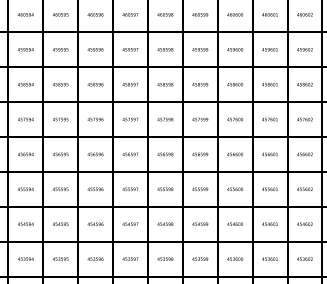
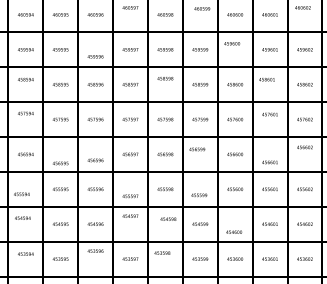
text position: (130, 14) -> (130, 7) (130, 7)
text position: (200, 14) -> (202, 8) (202, 8)
text position: (304, 14) -> (302, 7) (302, 7)
text position: (95, 49) -> (95, 56) (95, 56)
text position: (235, 49) -> (232, 43) (232, 43)
text position: (25, 84) -> (25, 79) (25, 79)
text position: (165, 84) -> (165, 78) (165, 78)
text position: (269, 84) -> (266, 79) (266, 79)
text position: (25, 119) -> (25, 113) (25, 113)
text position: (269, 119) -> (269, 114) (269, 114)
text position: (60, 154) -> (60, 163) (60, 163)
text position: (95, 154) -> (95, 160) (95, 160)
text position: (200, 154) -> (197, 149) (197, 149)
text position: (269, 154) -> (269, 162) (269, 162)
text position: (304, 154) -> (304, 147) (304, 147)
text position: (25, 189) -> (21, 194) (21, 194)
text position: (130, 189) -> (130, 196) (130, 196)
text position: (200, 189) -> (199, 195) (199, 195)
text position: (25, 223) -> (22, 217) (22, 217)
text position: (130, 223) -> (130, 215) (130, 215)
text position: (165, 223) -> (168, 218) (168, 218)
text position: (235, 223) -> (234, 231) (234, 231)
text position: (25, 258) -> (25, 253) (25, 253)
text position: (95, 258) -> (95, 250) (95, 250)
text position: (165, 258) -> (162, 252) (162, 252)
